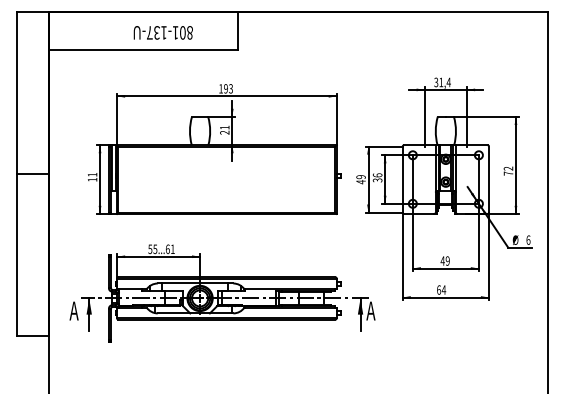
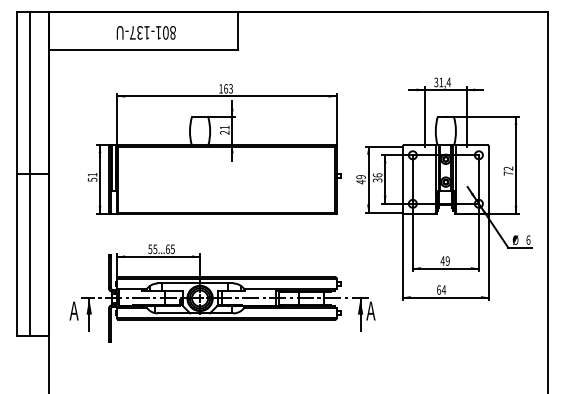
text position: (162, 32) -> (145, 32) (145, 32)
text: 193 -> 163 (226, 88)
line: none -> present (30, 173)
text: 11 -> 51 (92, 179)
text: 55...61 -> 55...65 (172, 249)
